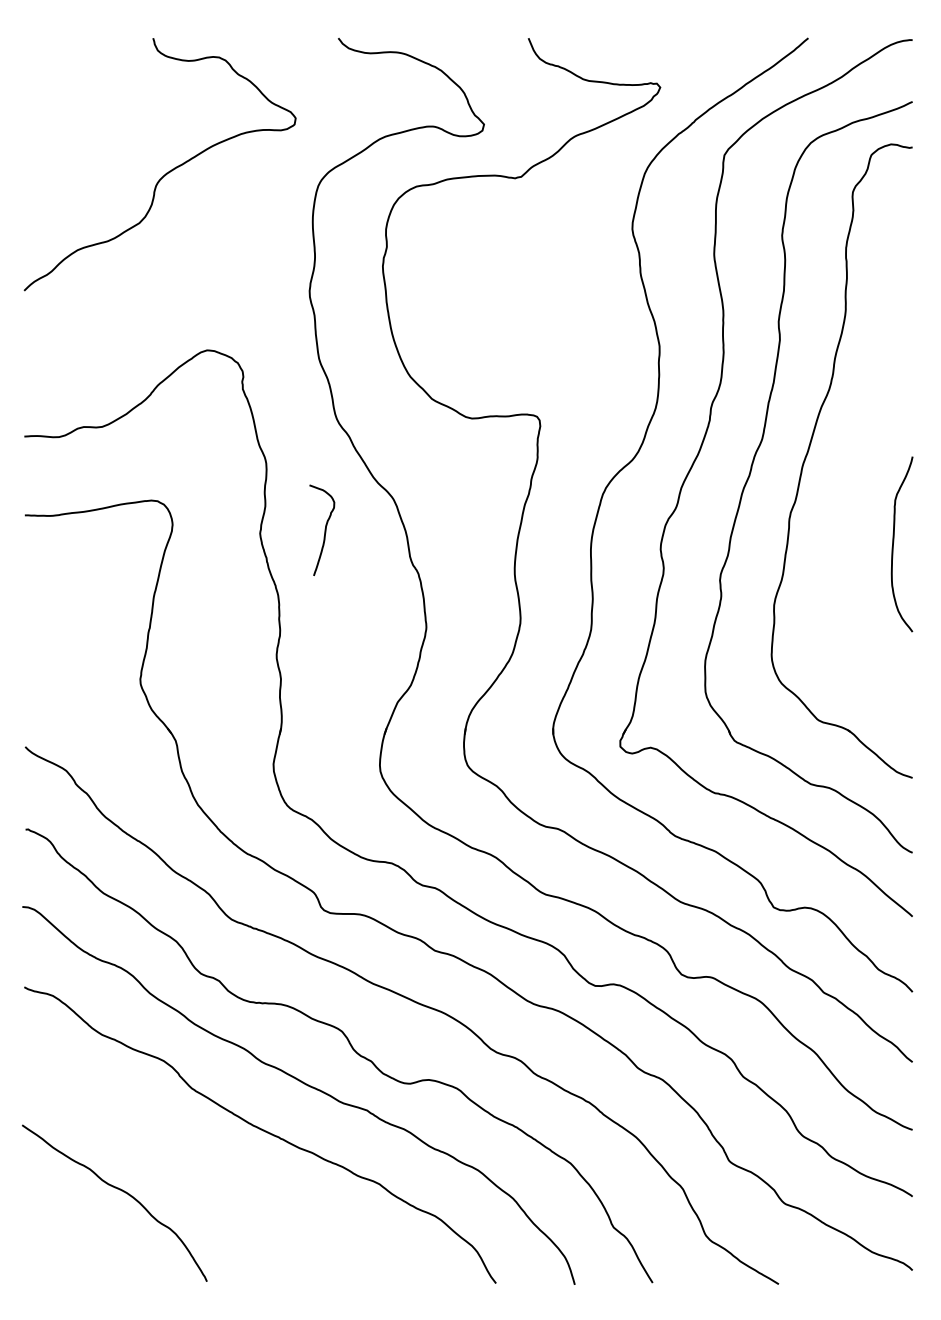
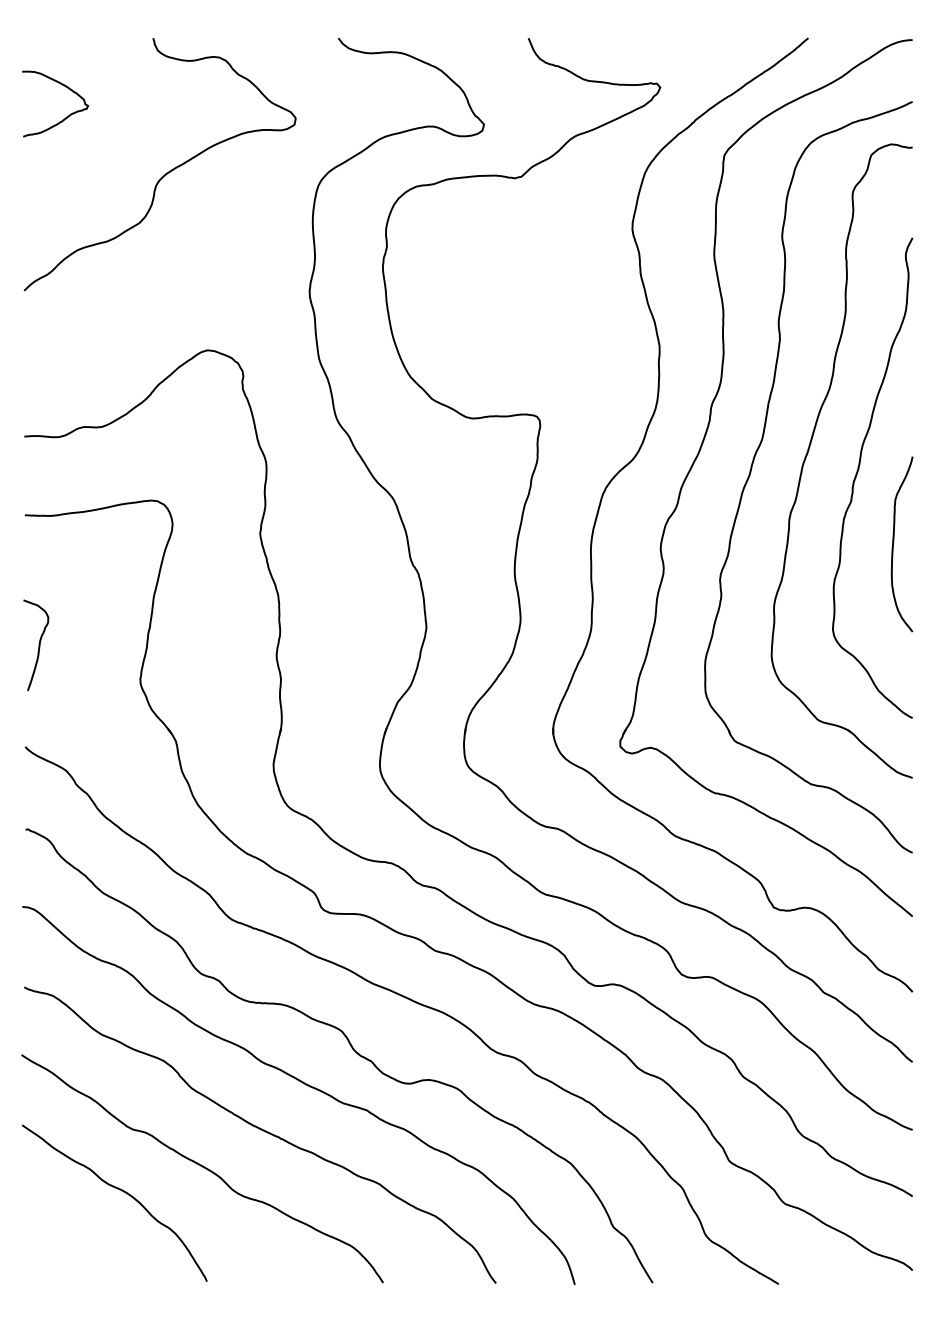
curve: none -> present (66, 116)
curve: none -> present (858, 472)
curve position: (324, 529) -> (38, 644) (38, 644)
curve: none -> present (202, 1167)
